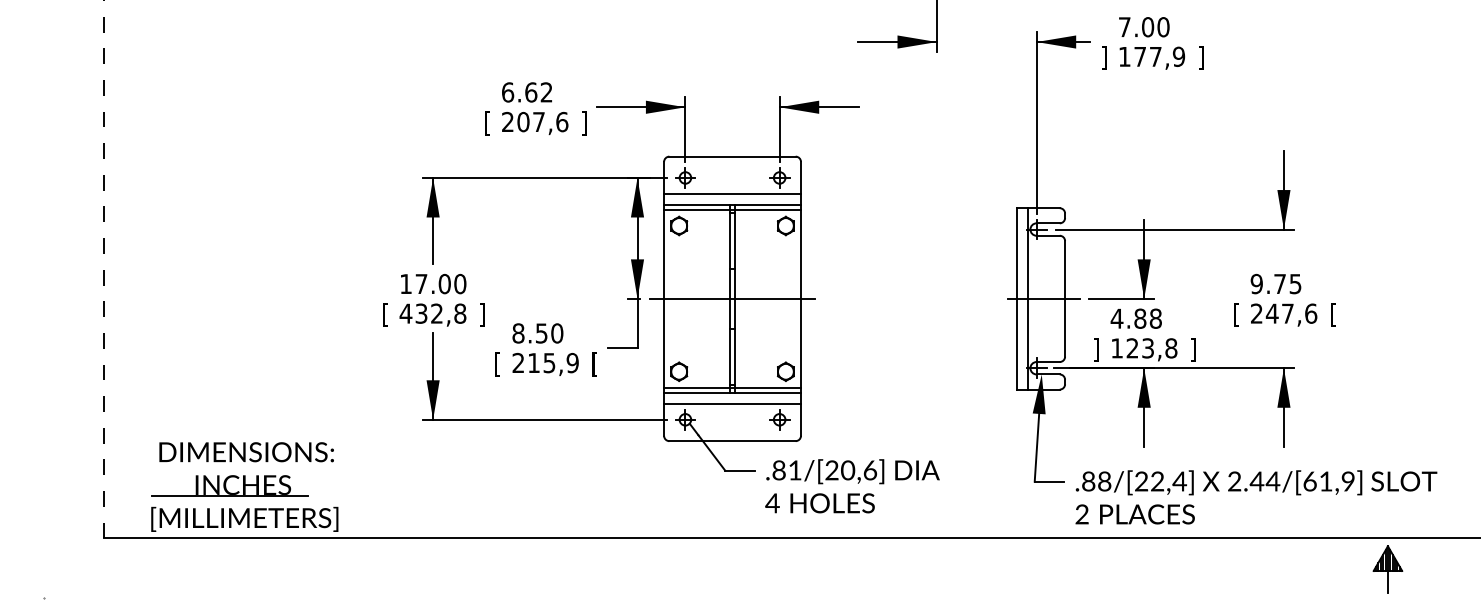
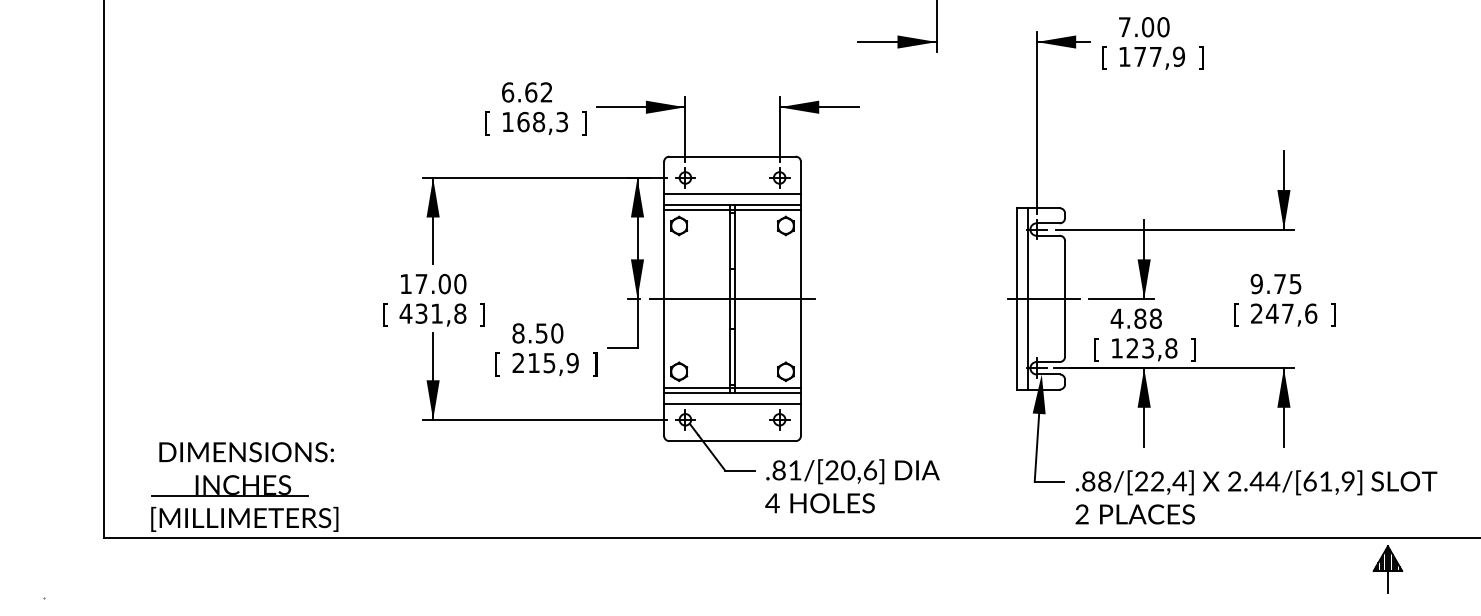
text: ] -> [ (1104, 57)
text: 207,6 -> 168,3 (535, 121)
line: dashed -> solid (103, 269)
text: 432,8 -> 431,8 (436, 313)
text: [ -> ] (1333, 314)
text: ] -> [ (1096, 349)
text: [ -> ] (594, 364)
